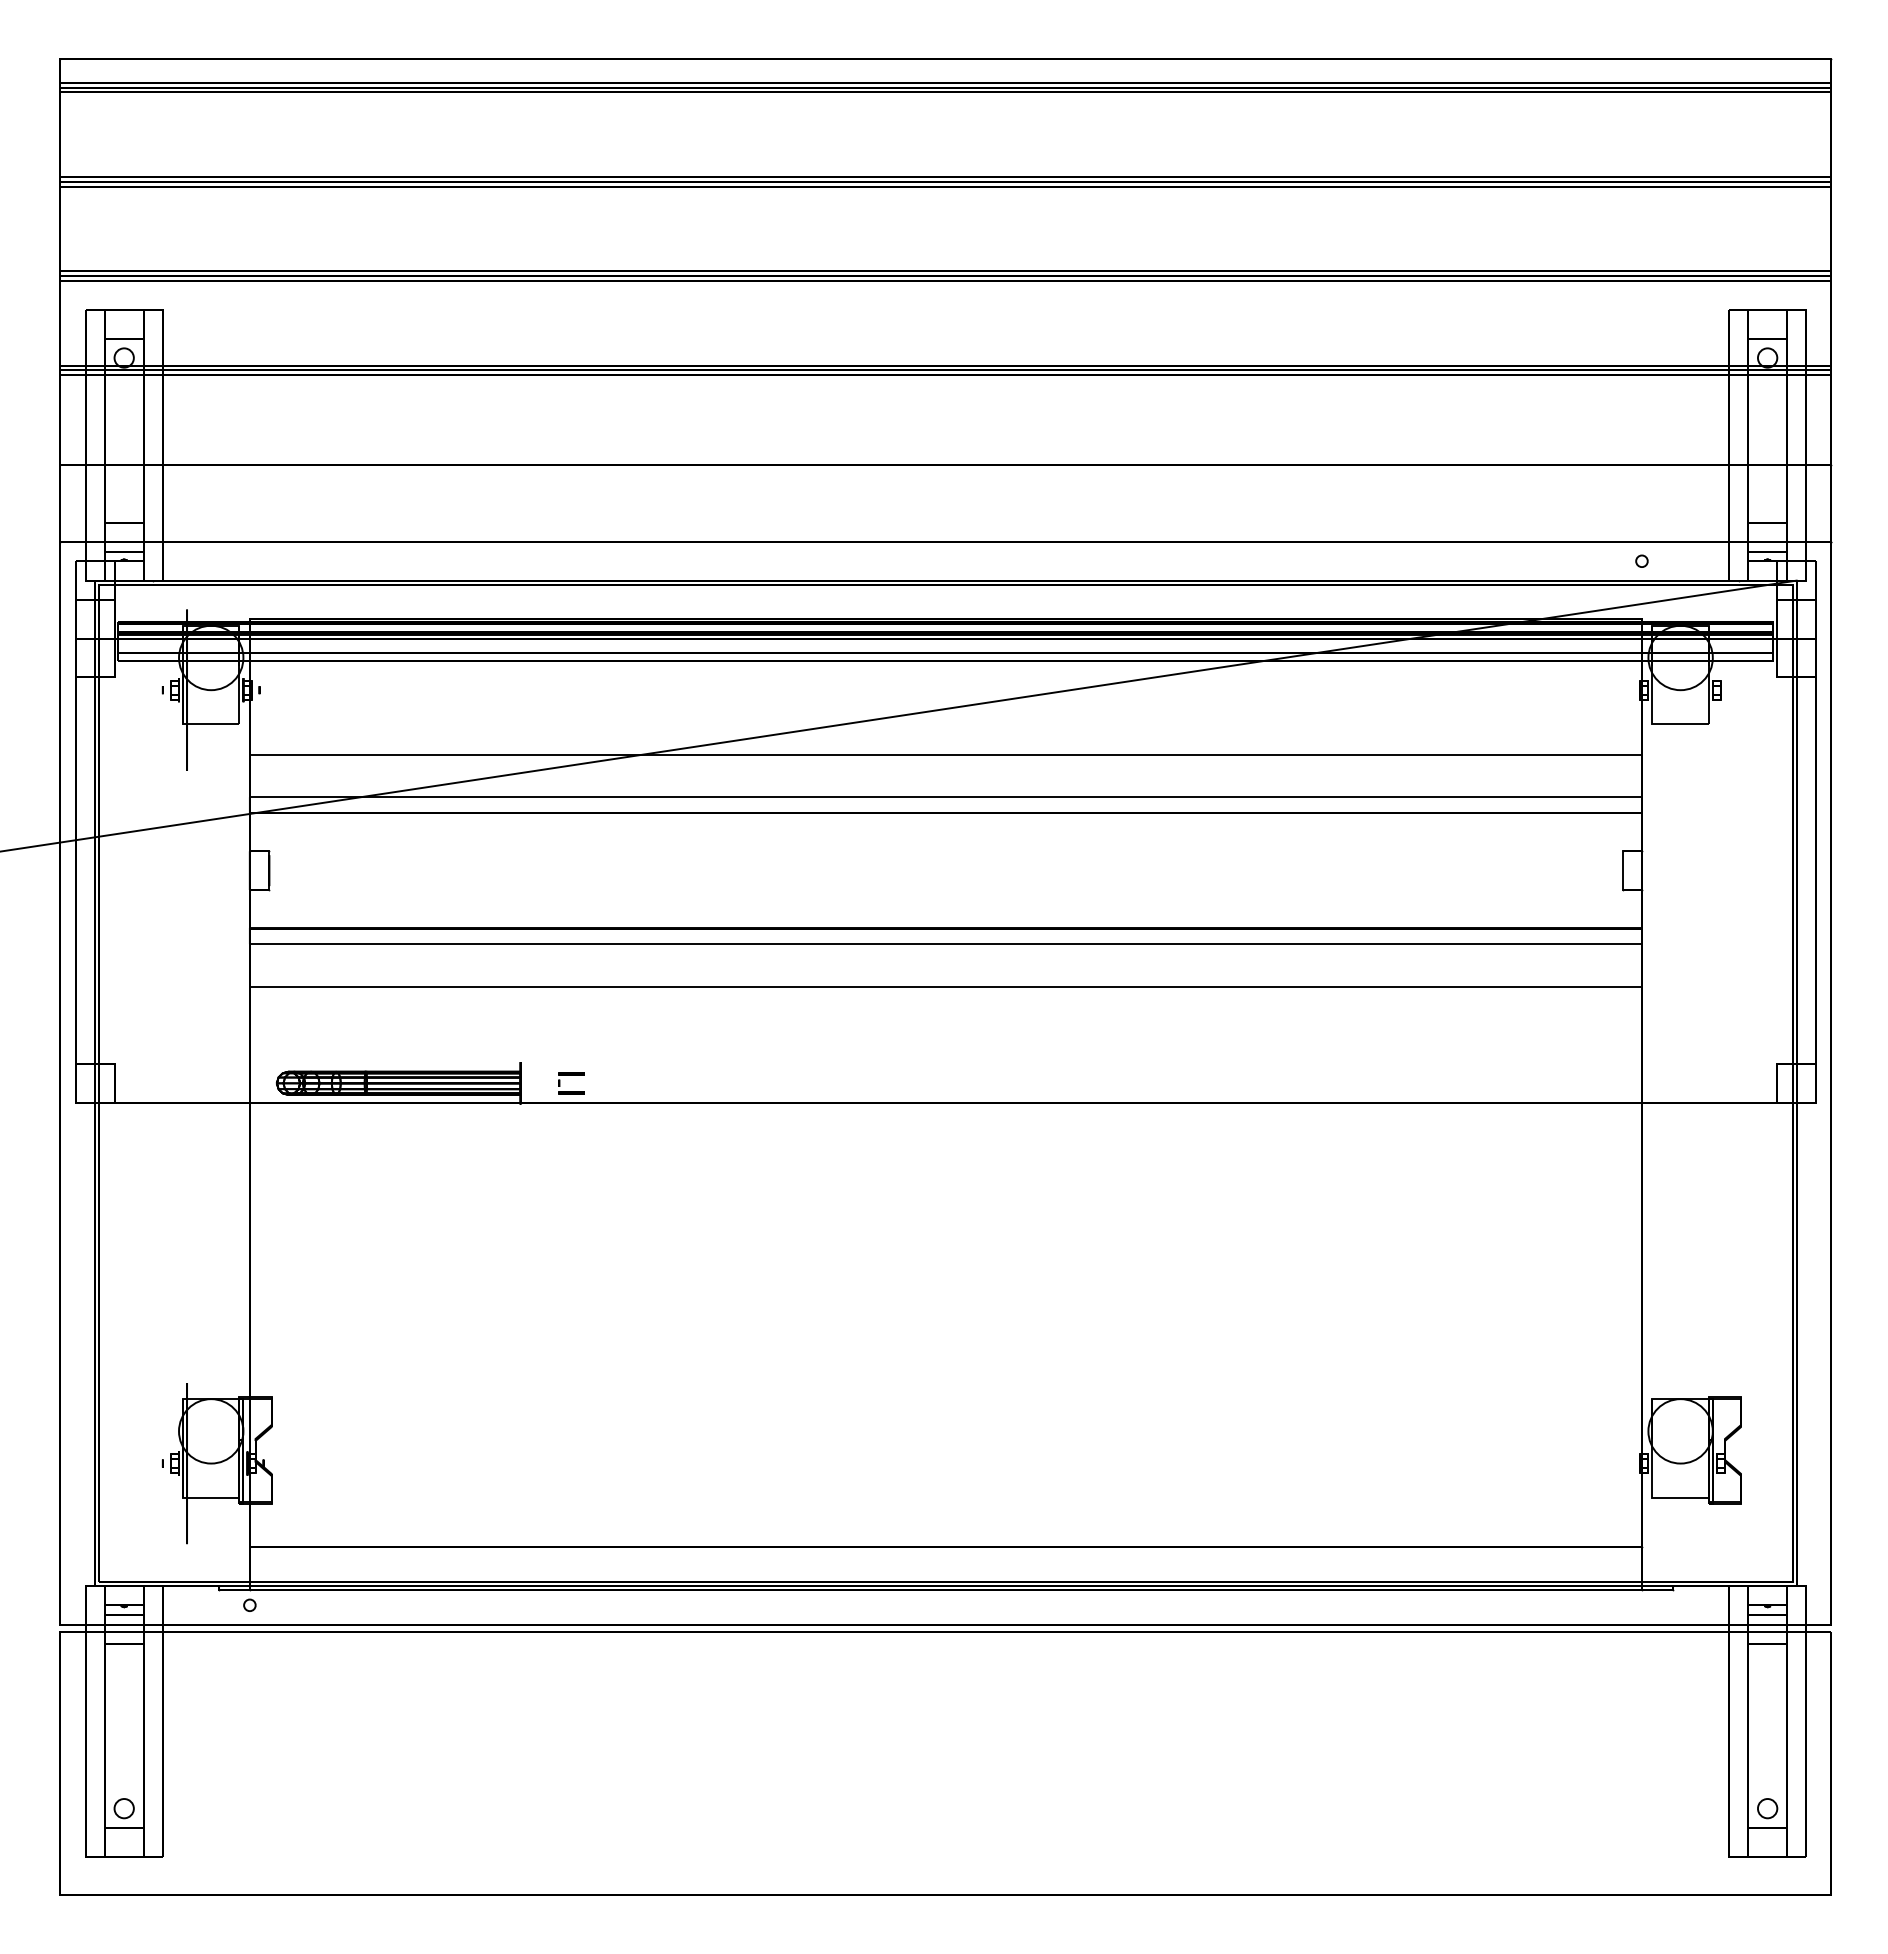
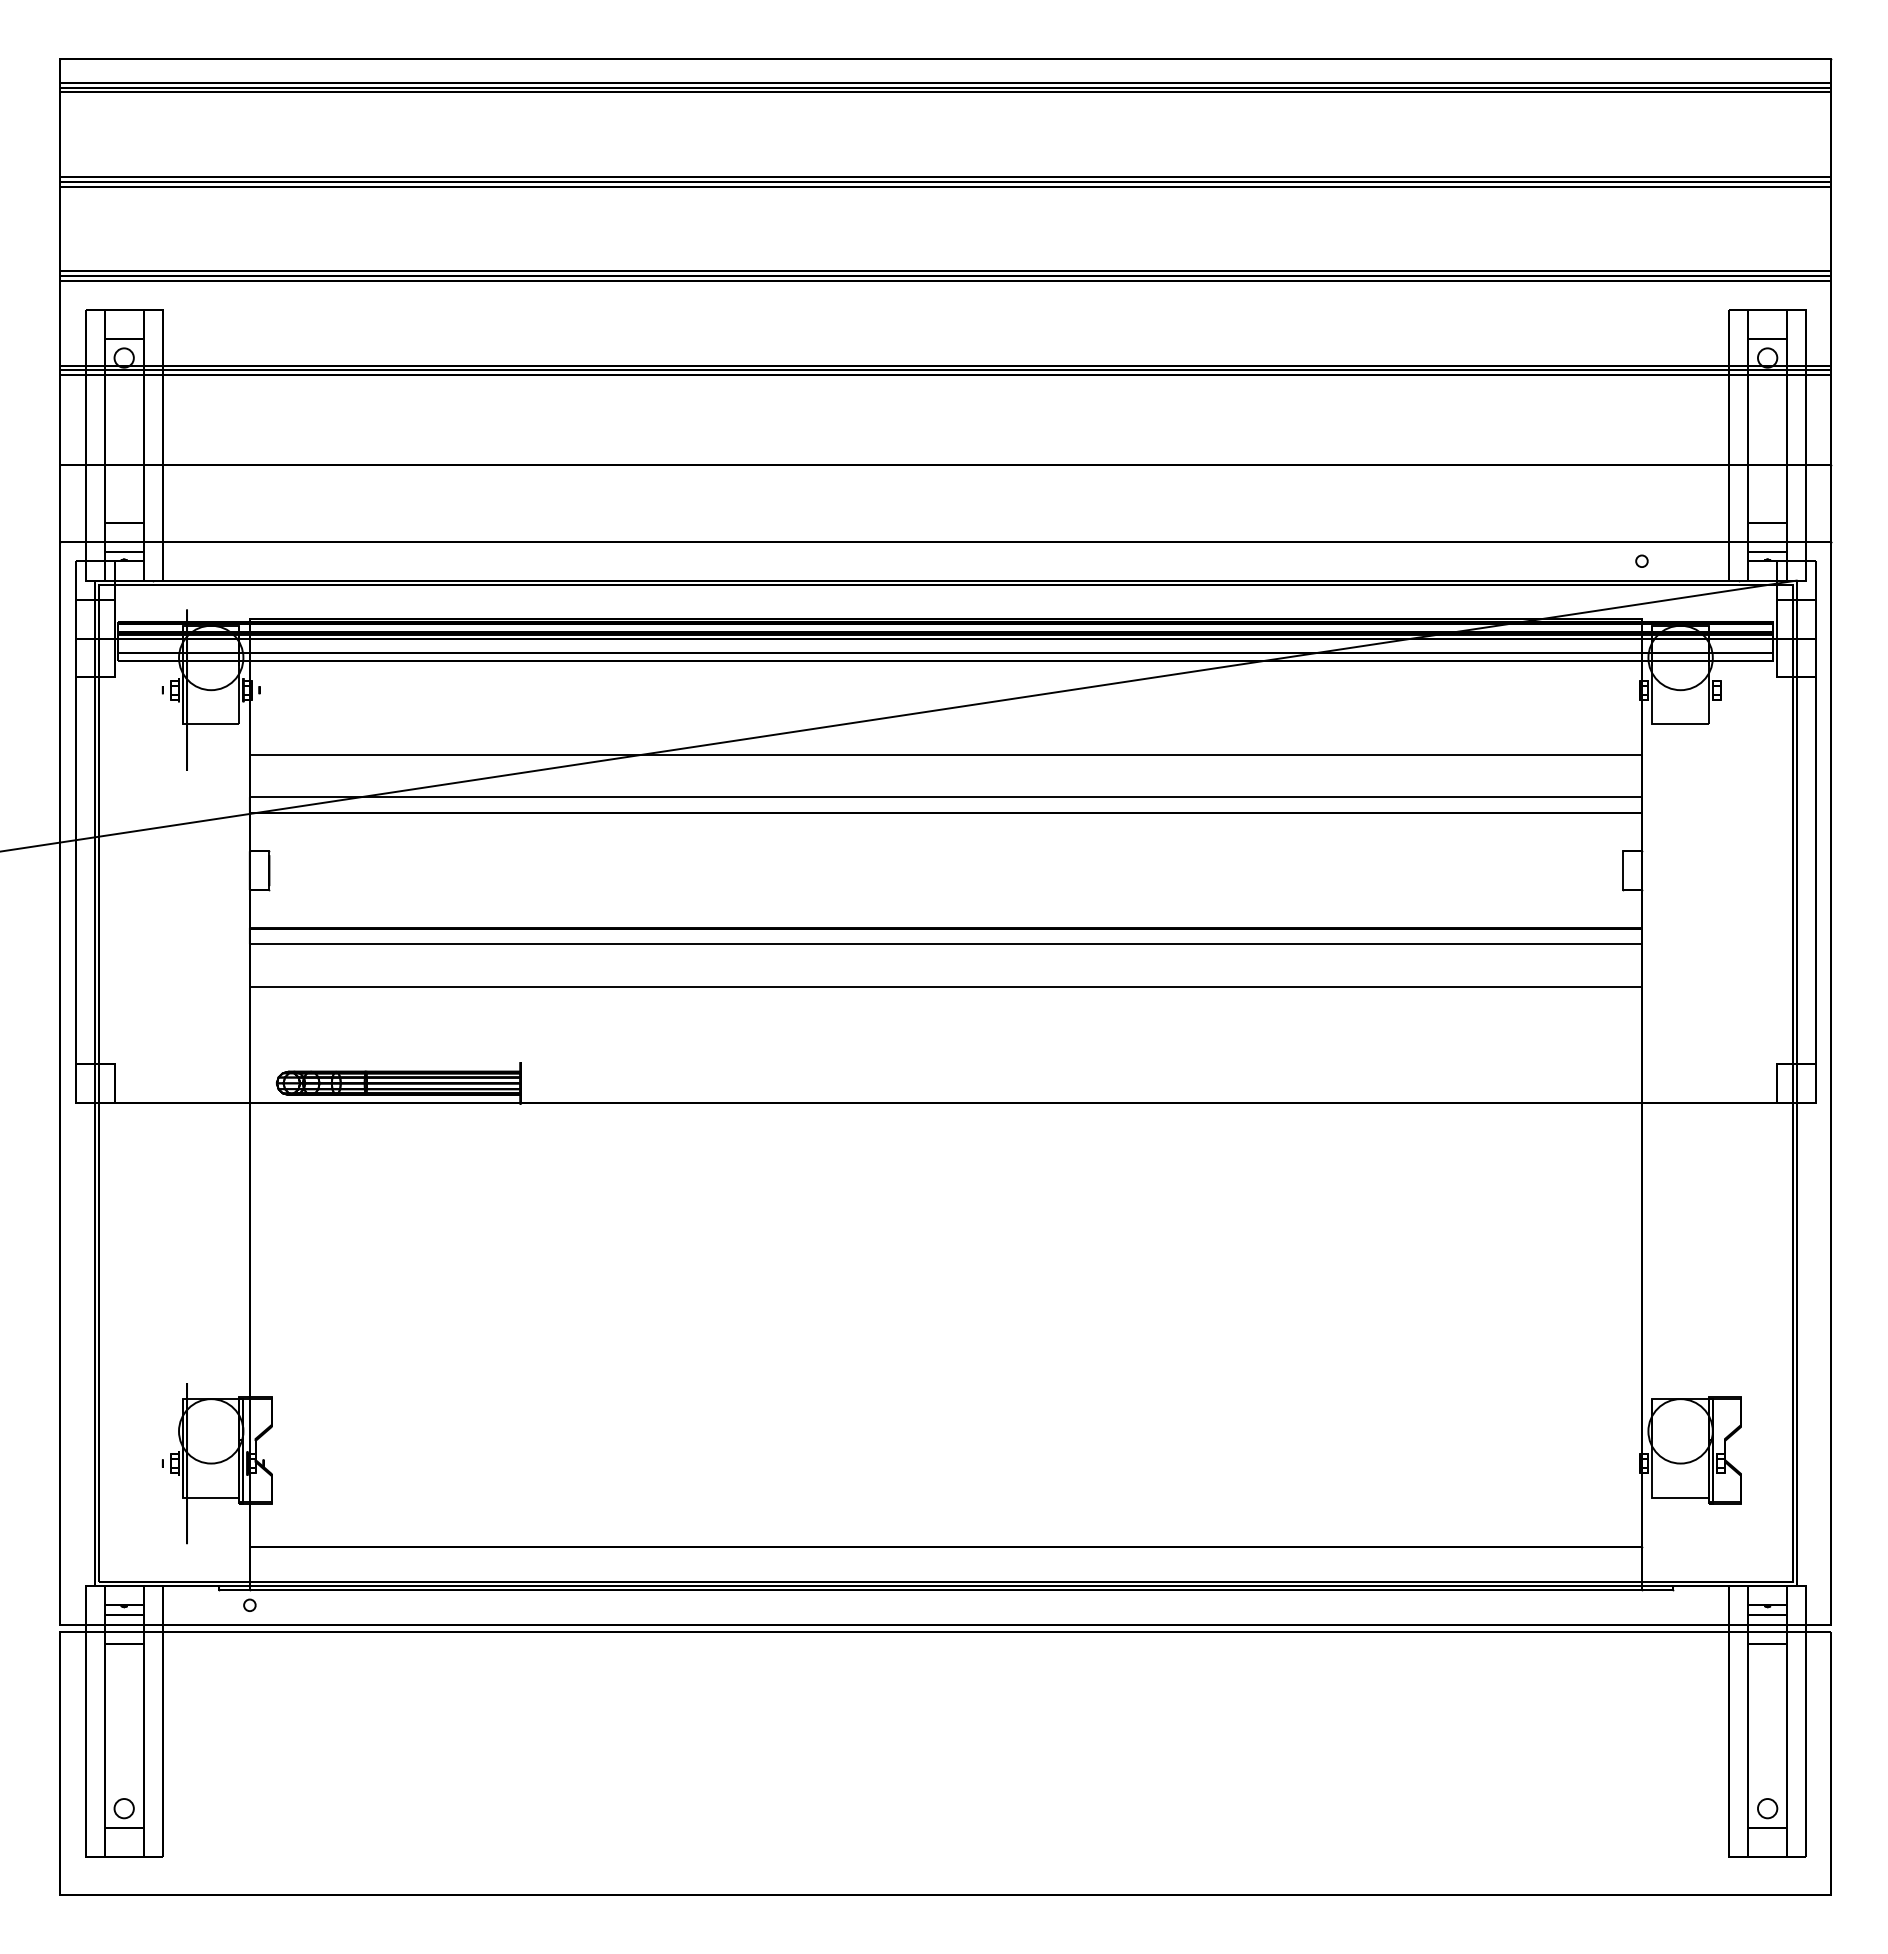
part: present -> none (571, 1075)
